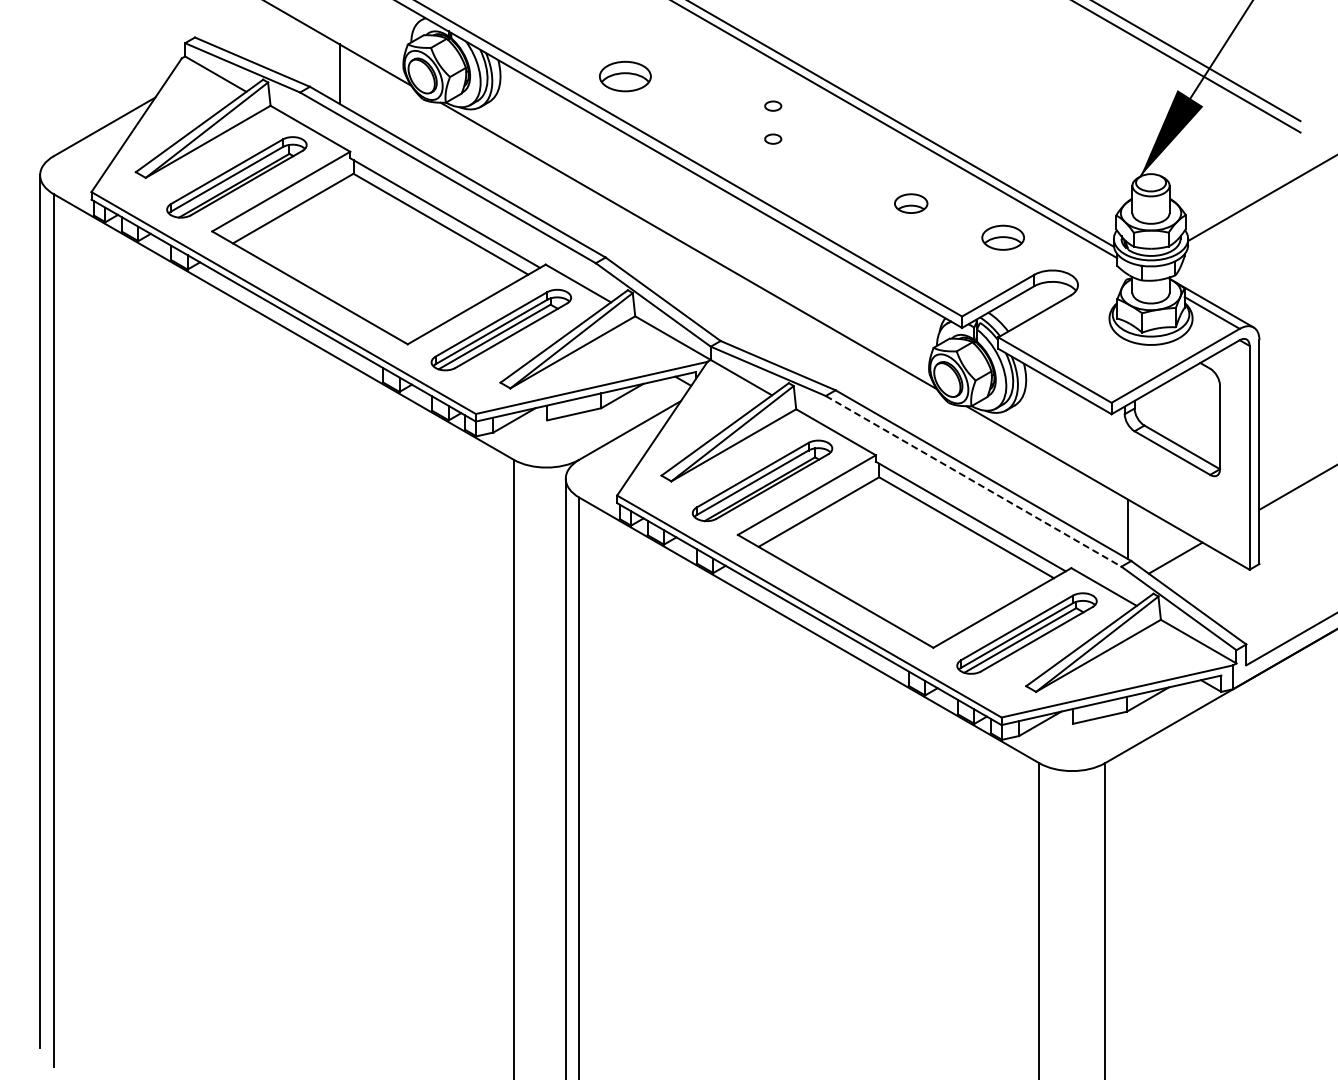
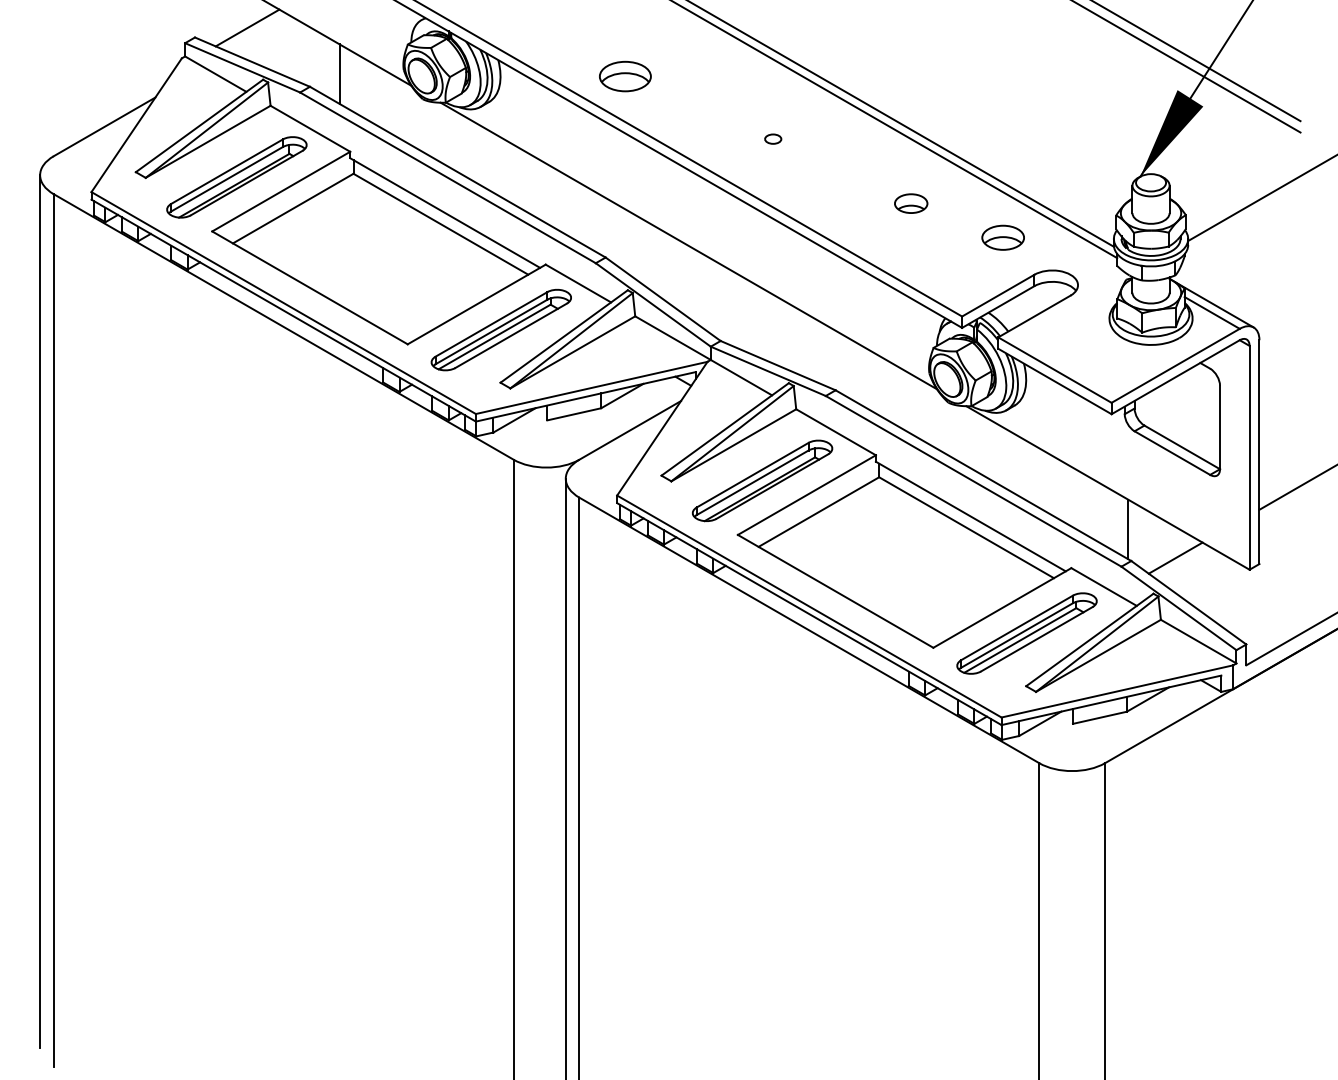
line: none -> present (247, 27)
part: present -> none (773, 105)
line: dashed -> solid (973, 481)
